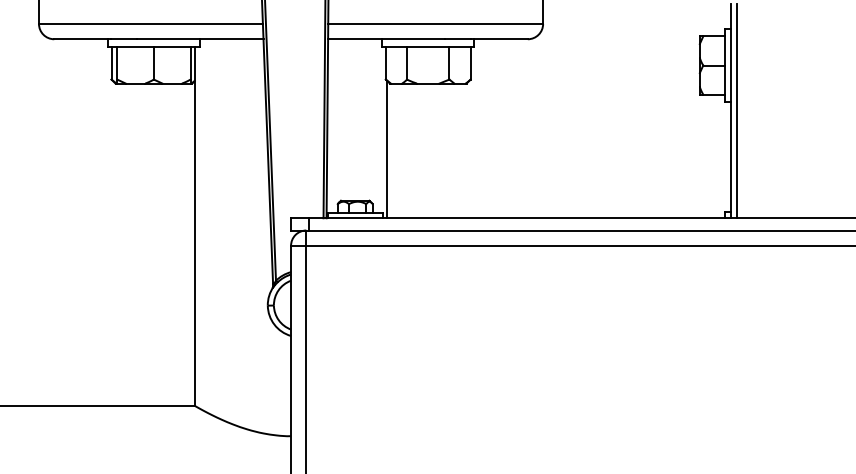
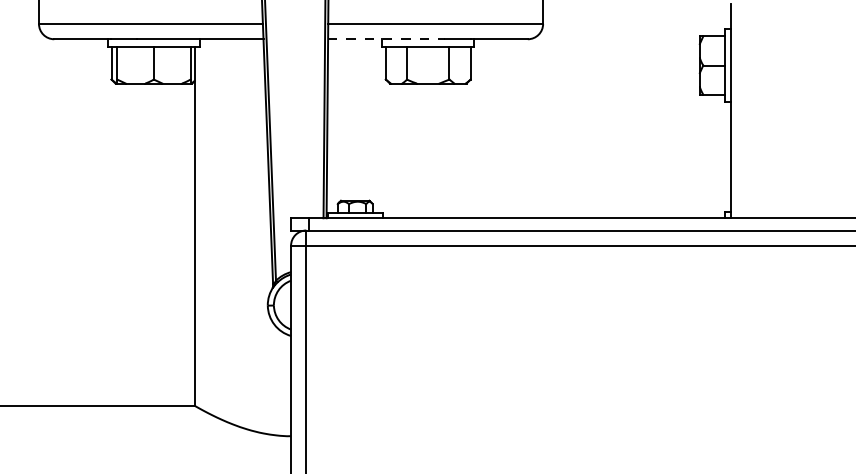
line: solid -> dashed (386, 39)
line: present -> none (737, 111)
line: present -> none (387, 149)
